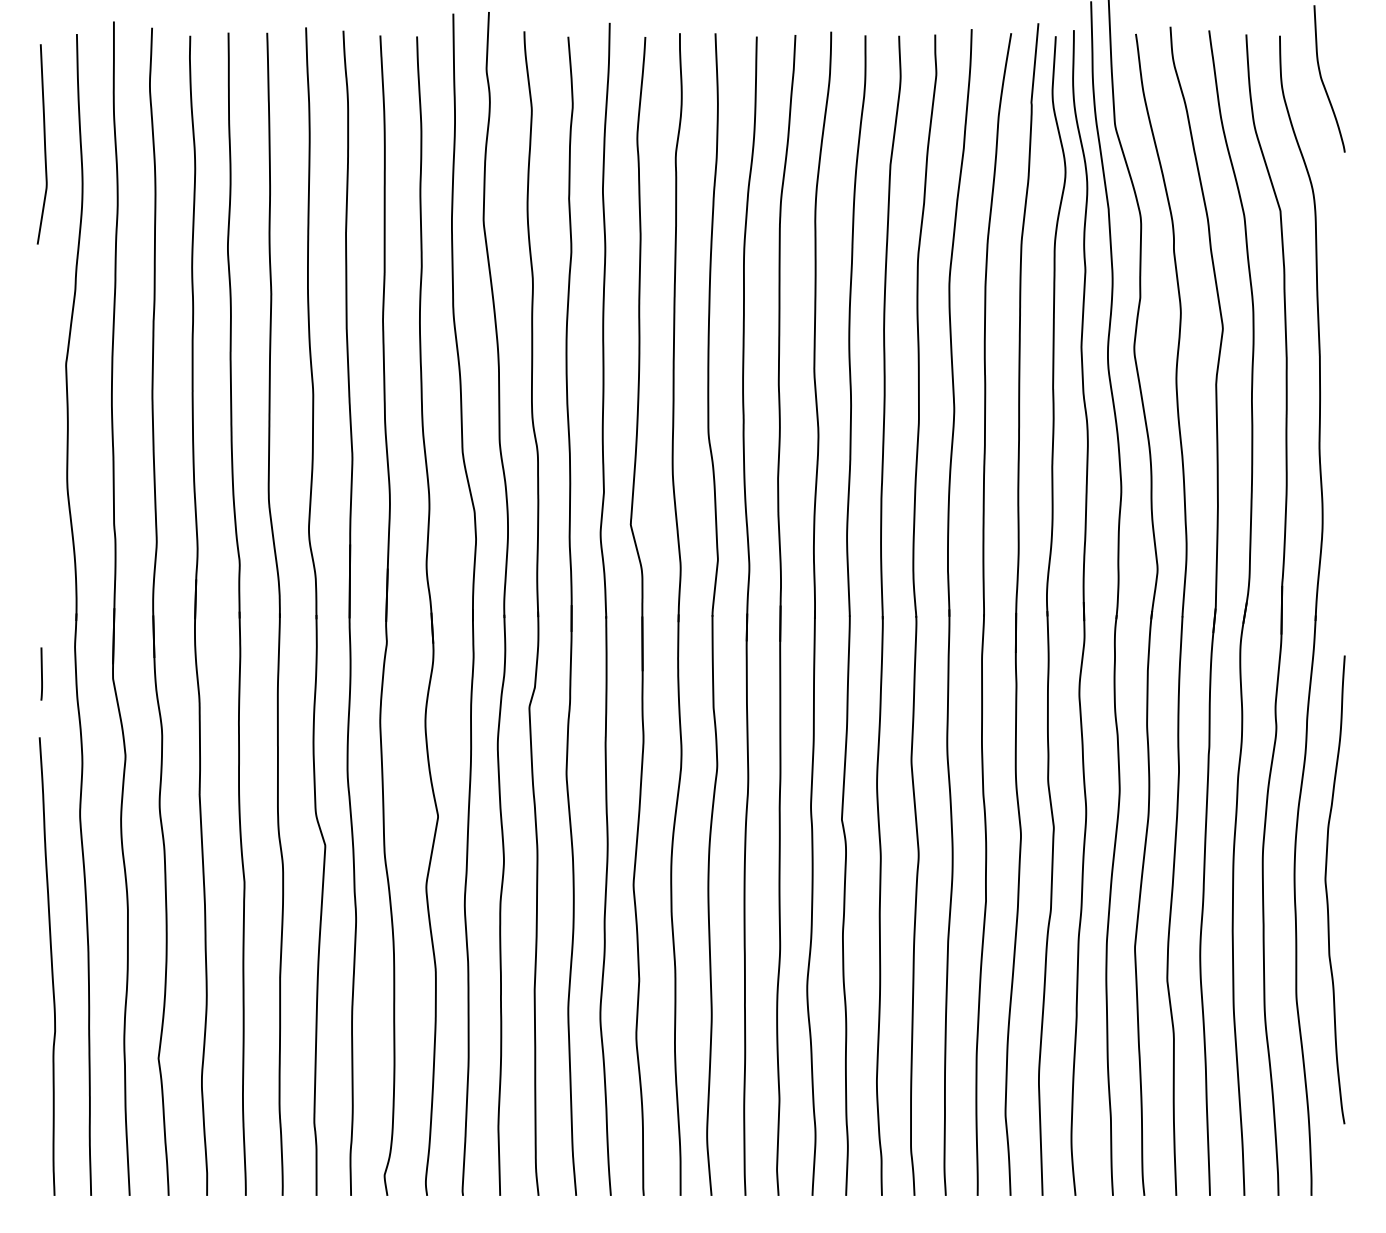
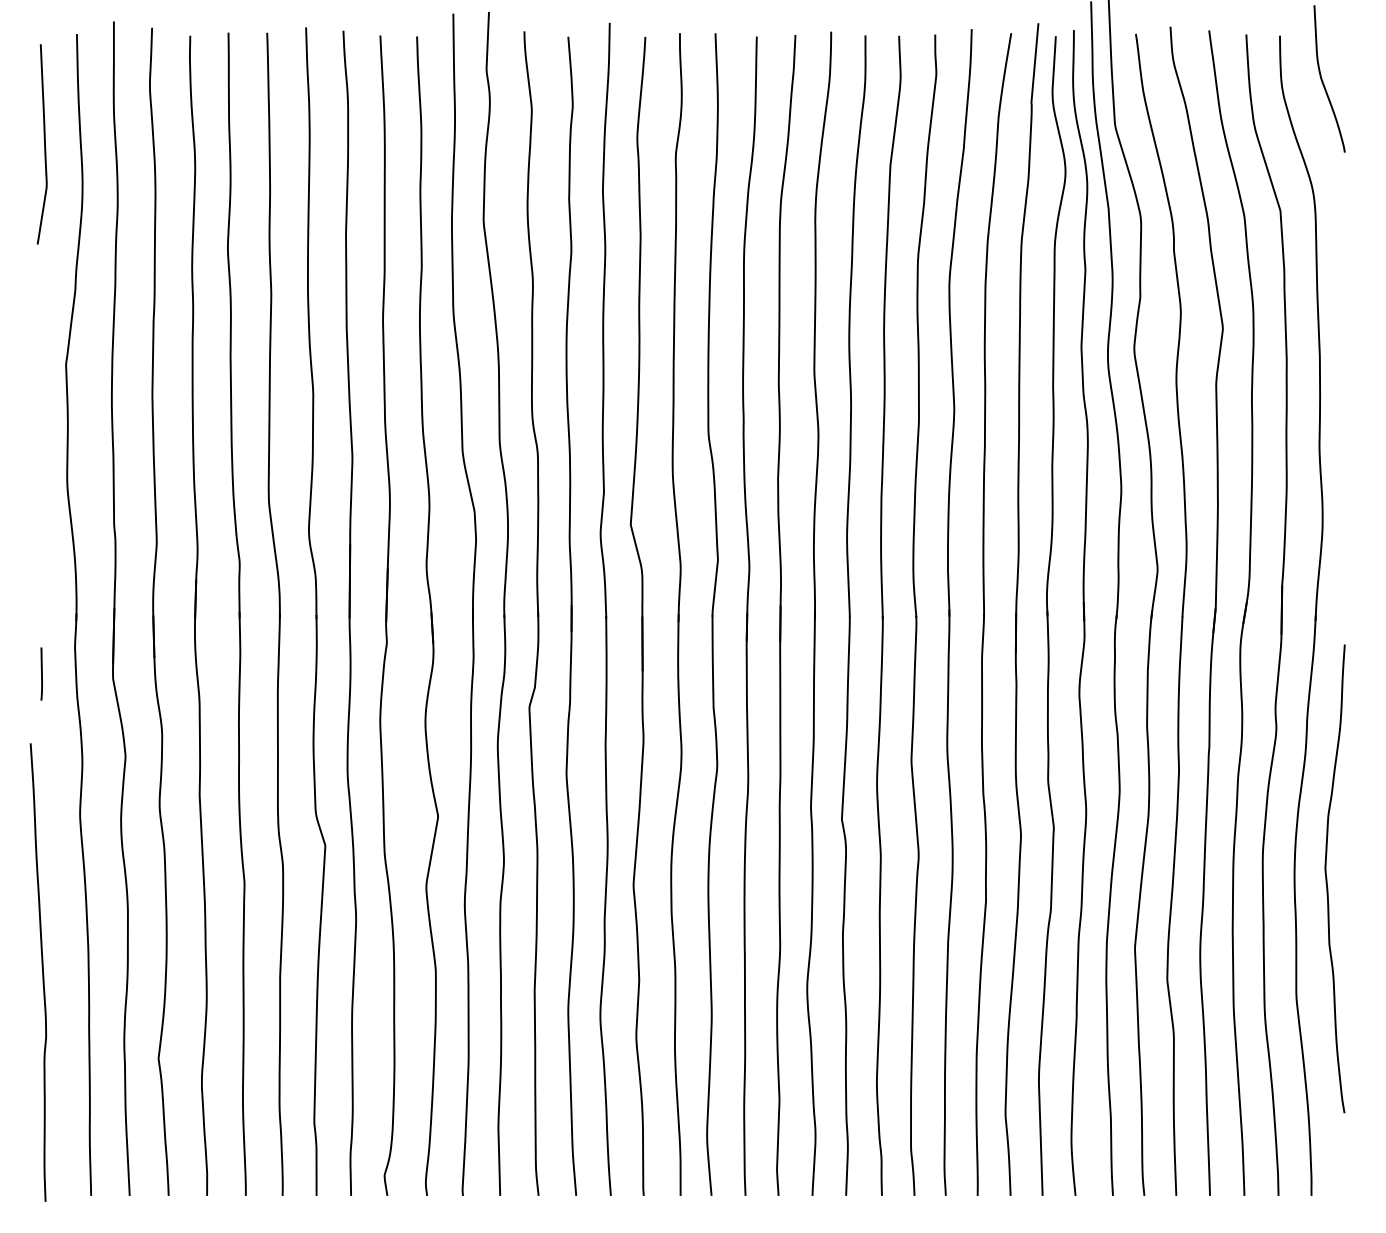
curve position: (1327, 889) -> (1327, 878) (1327, 878)
curve position: (51, 966) -> (42, 972) (42, 972)
